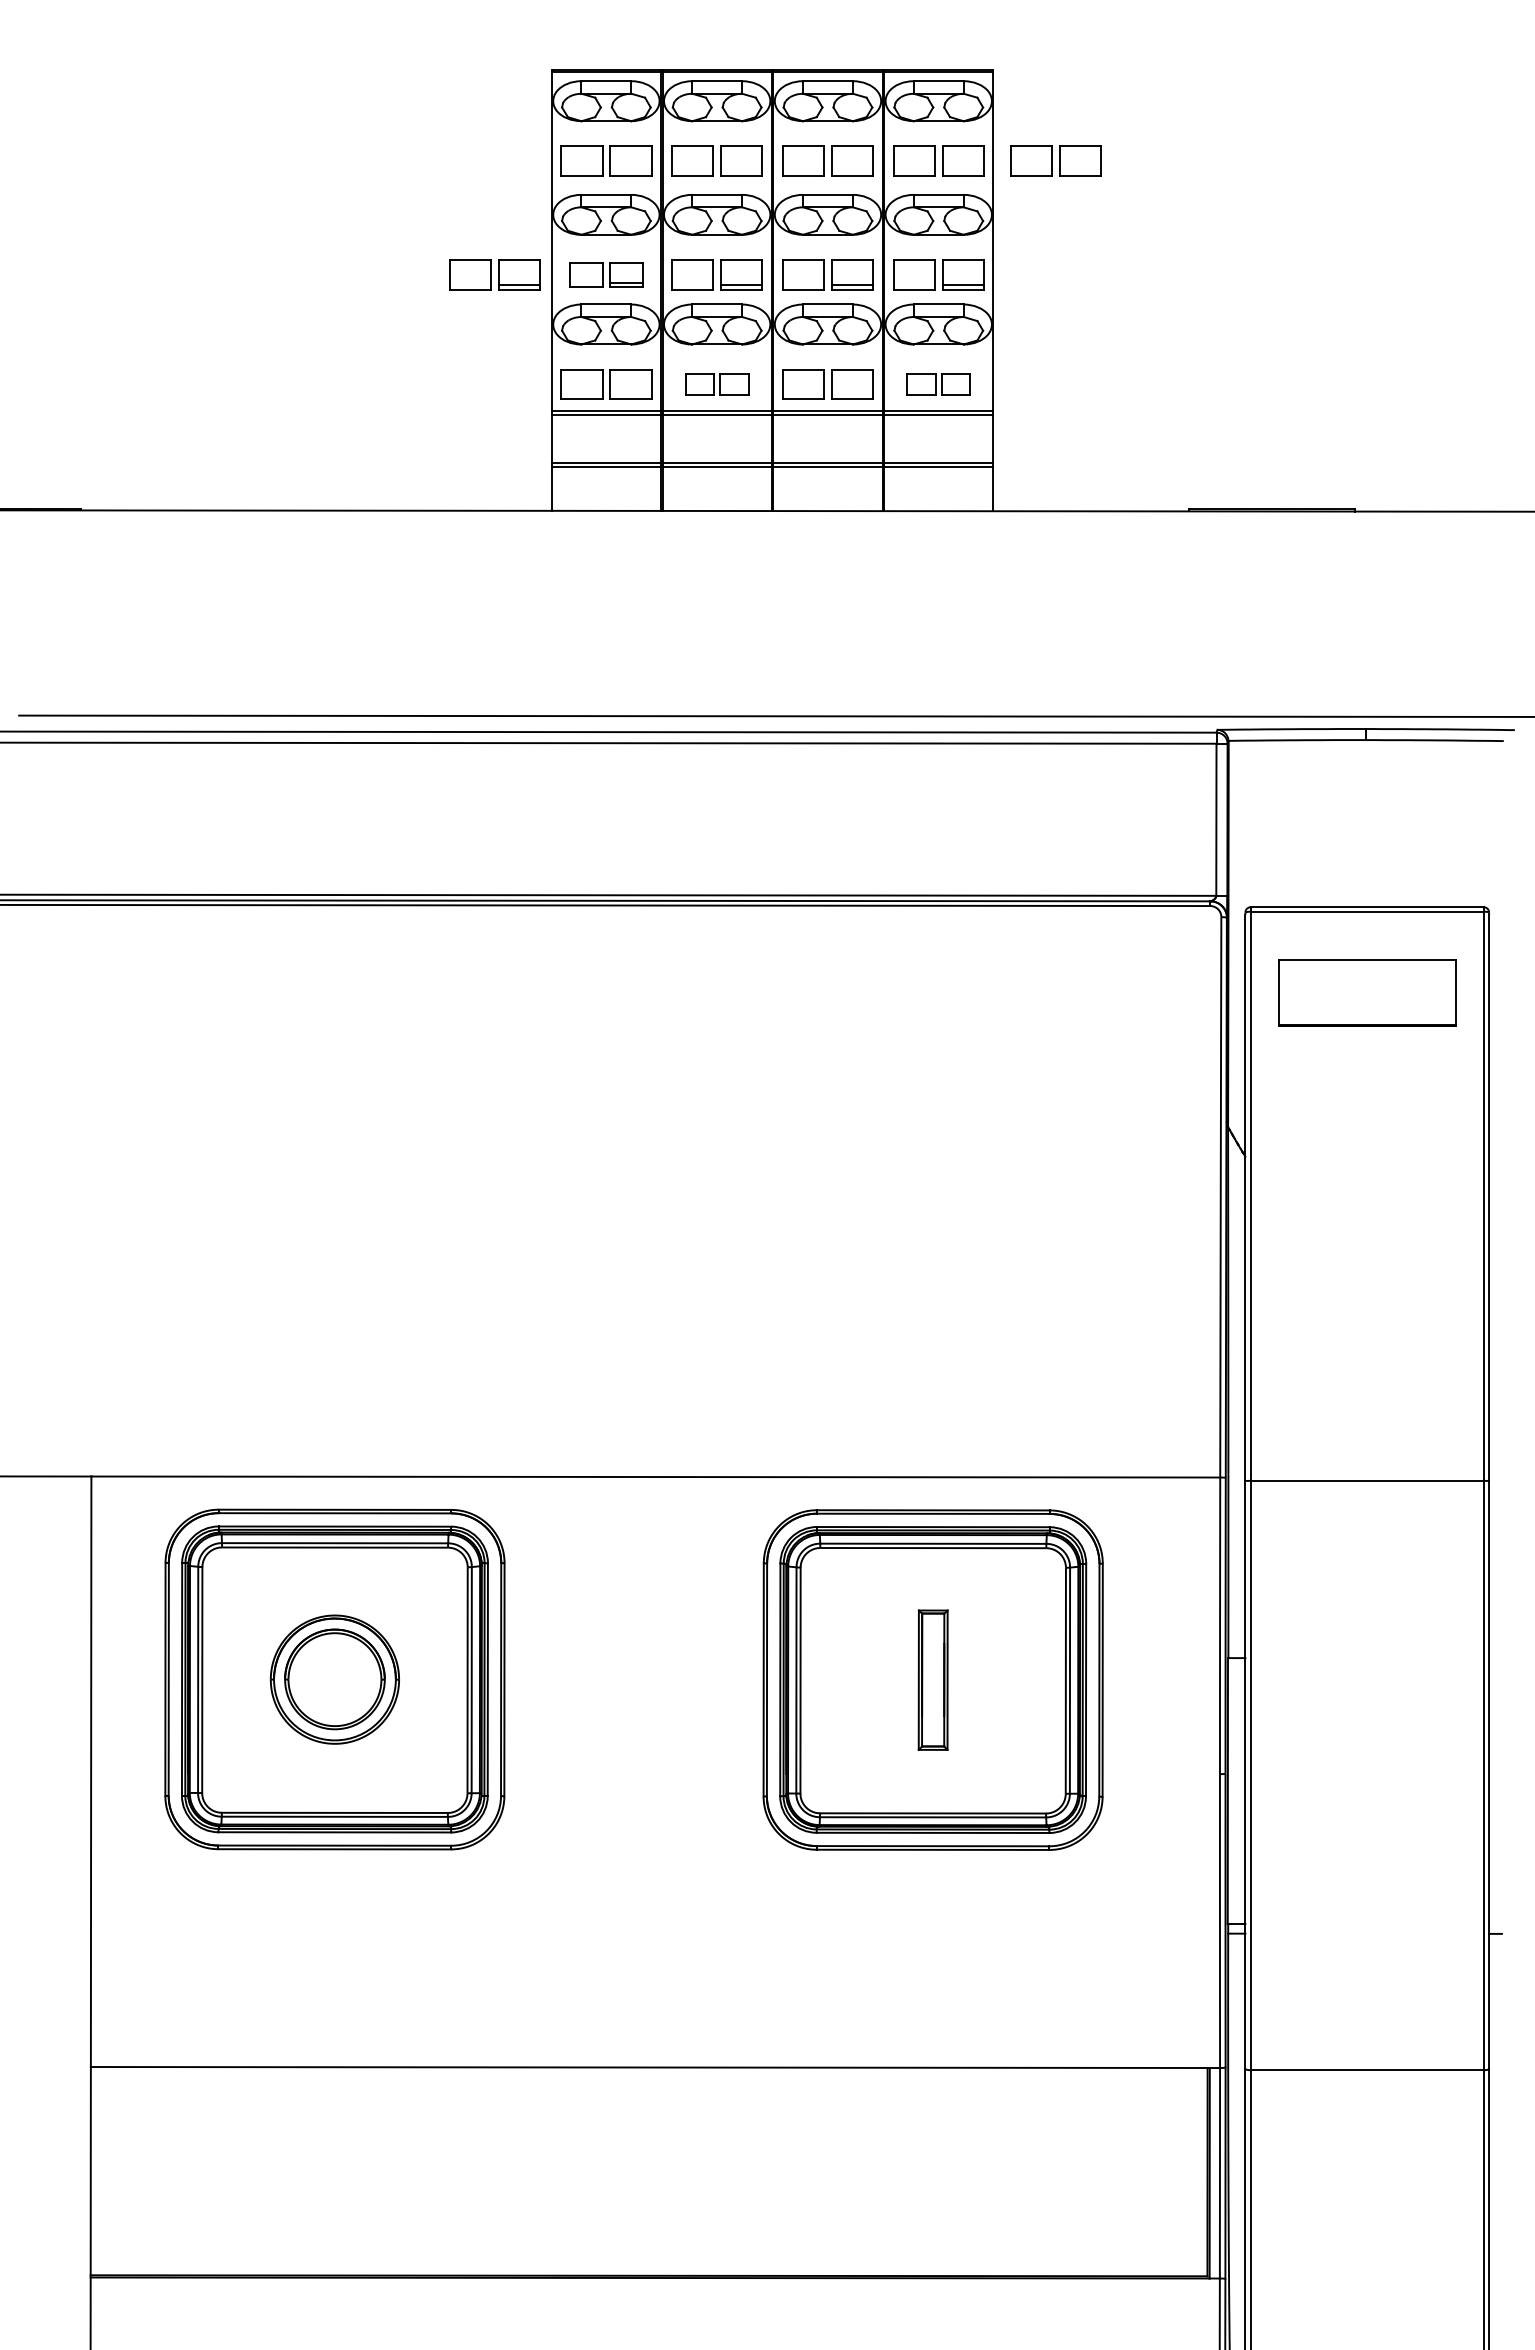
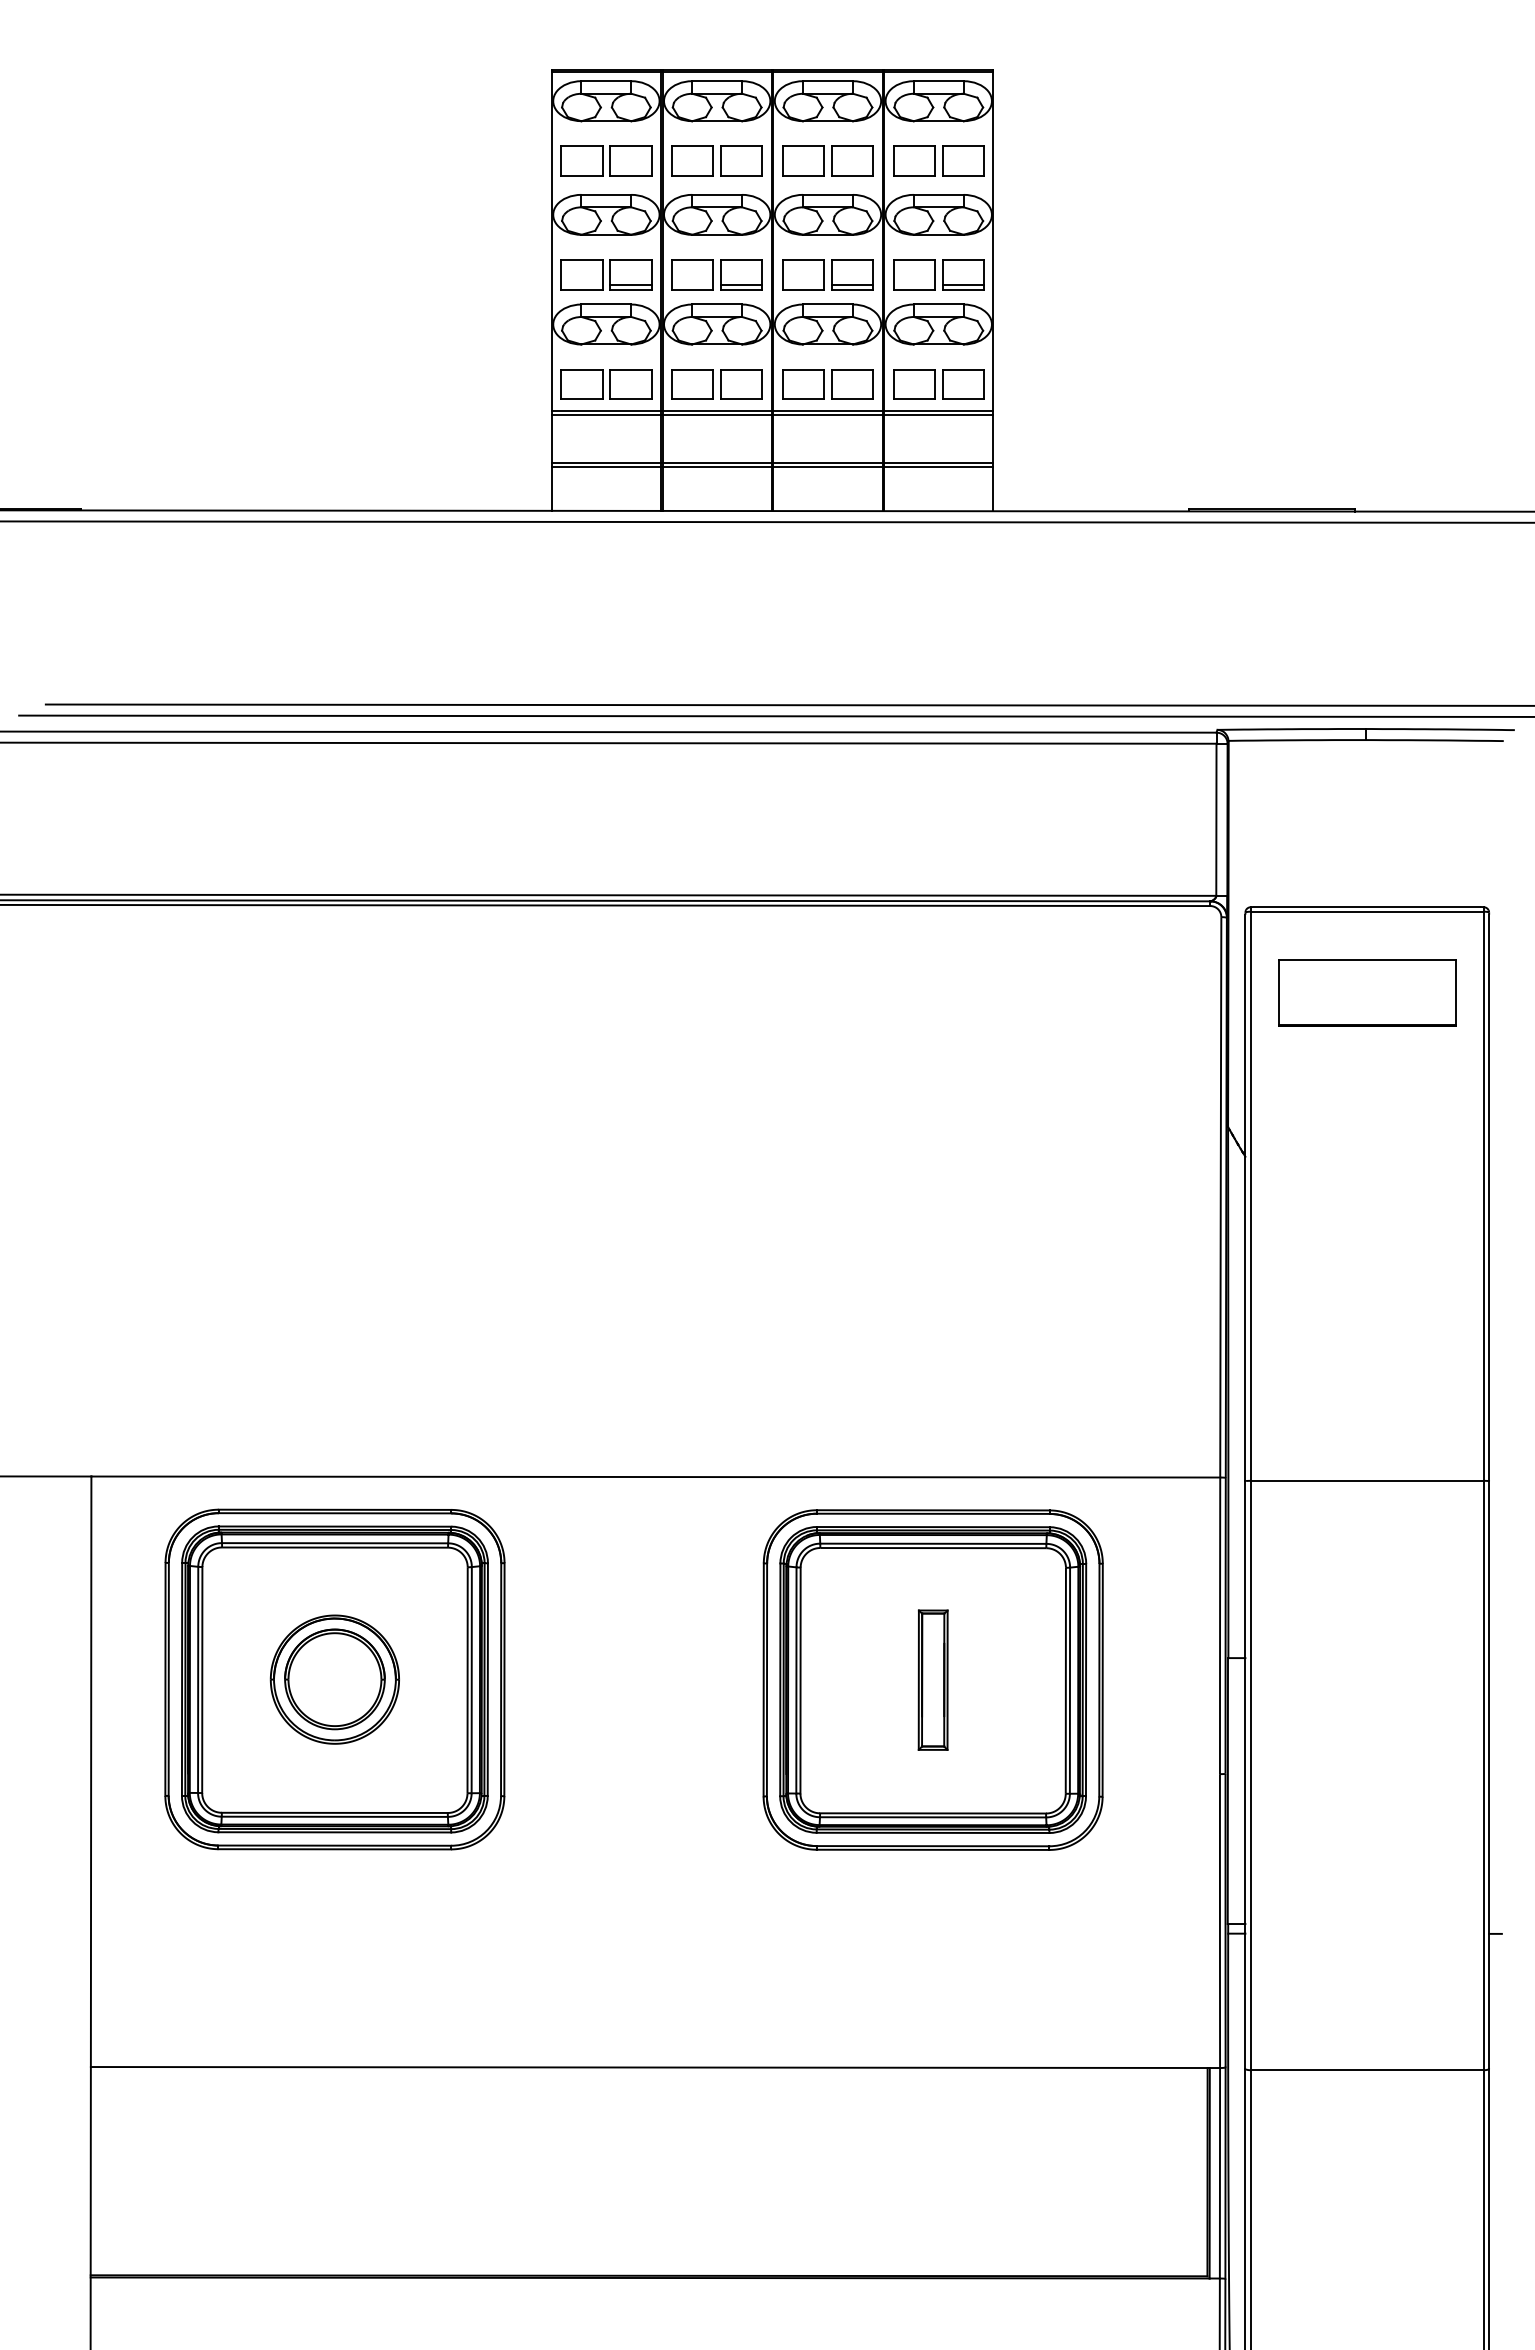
part: present -> none (1055, 160)
part: present -> none (494, 274)
part size: 75x26 px -> 93x32 px (606, 274)
part size: 65x23 px -> 92x31 px (716, 384)
part size: 65x23 px -> 92x31 px (938, 384)
line: none -> present (766, 521)
line: none -> present (788, 704)
